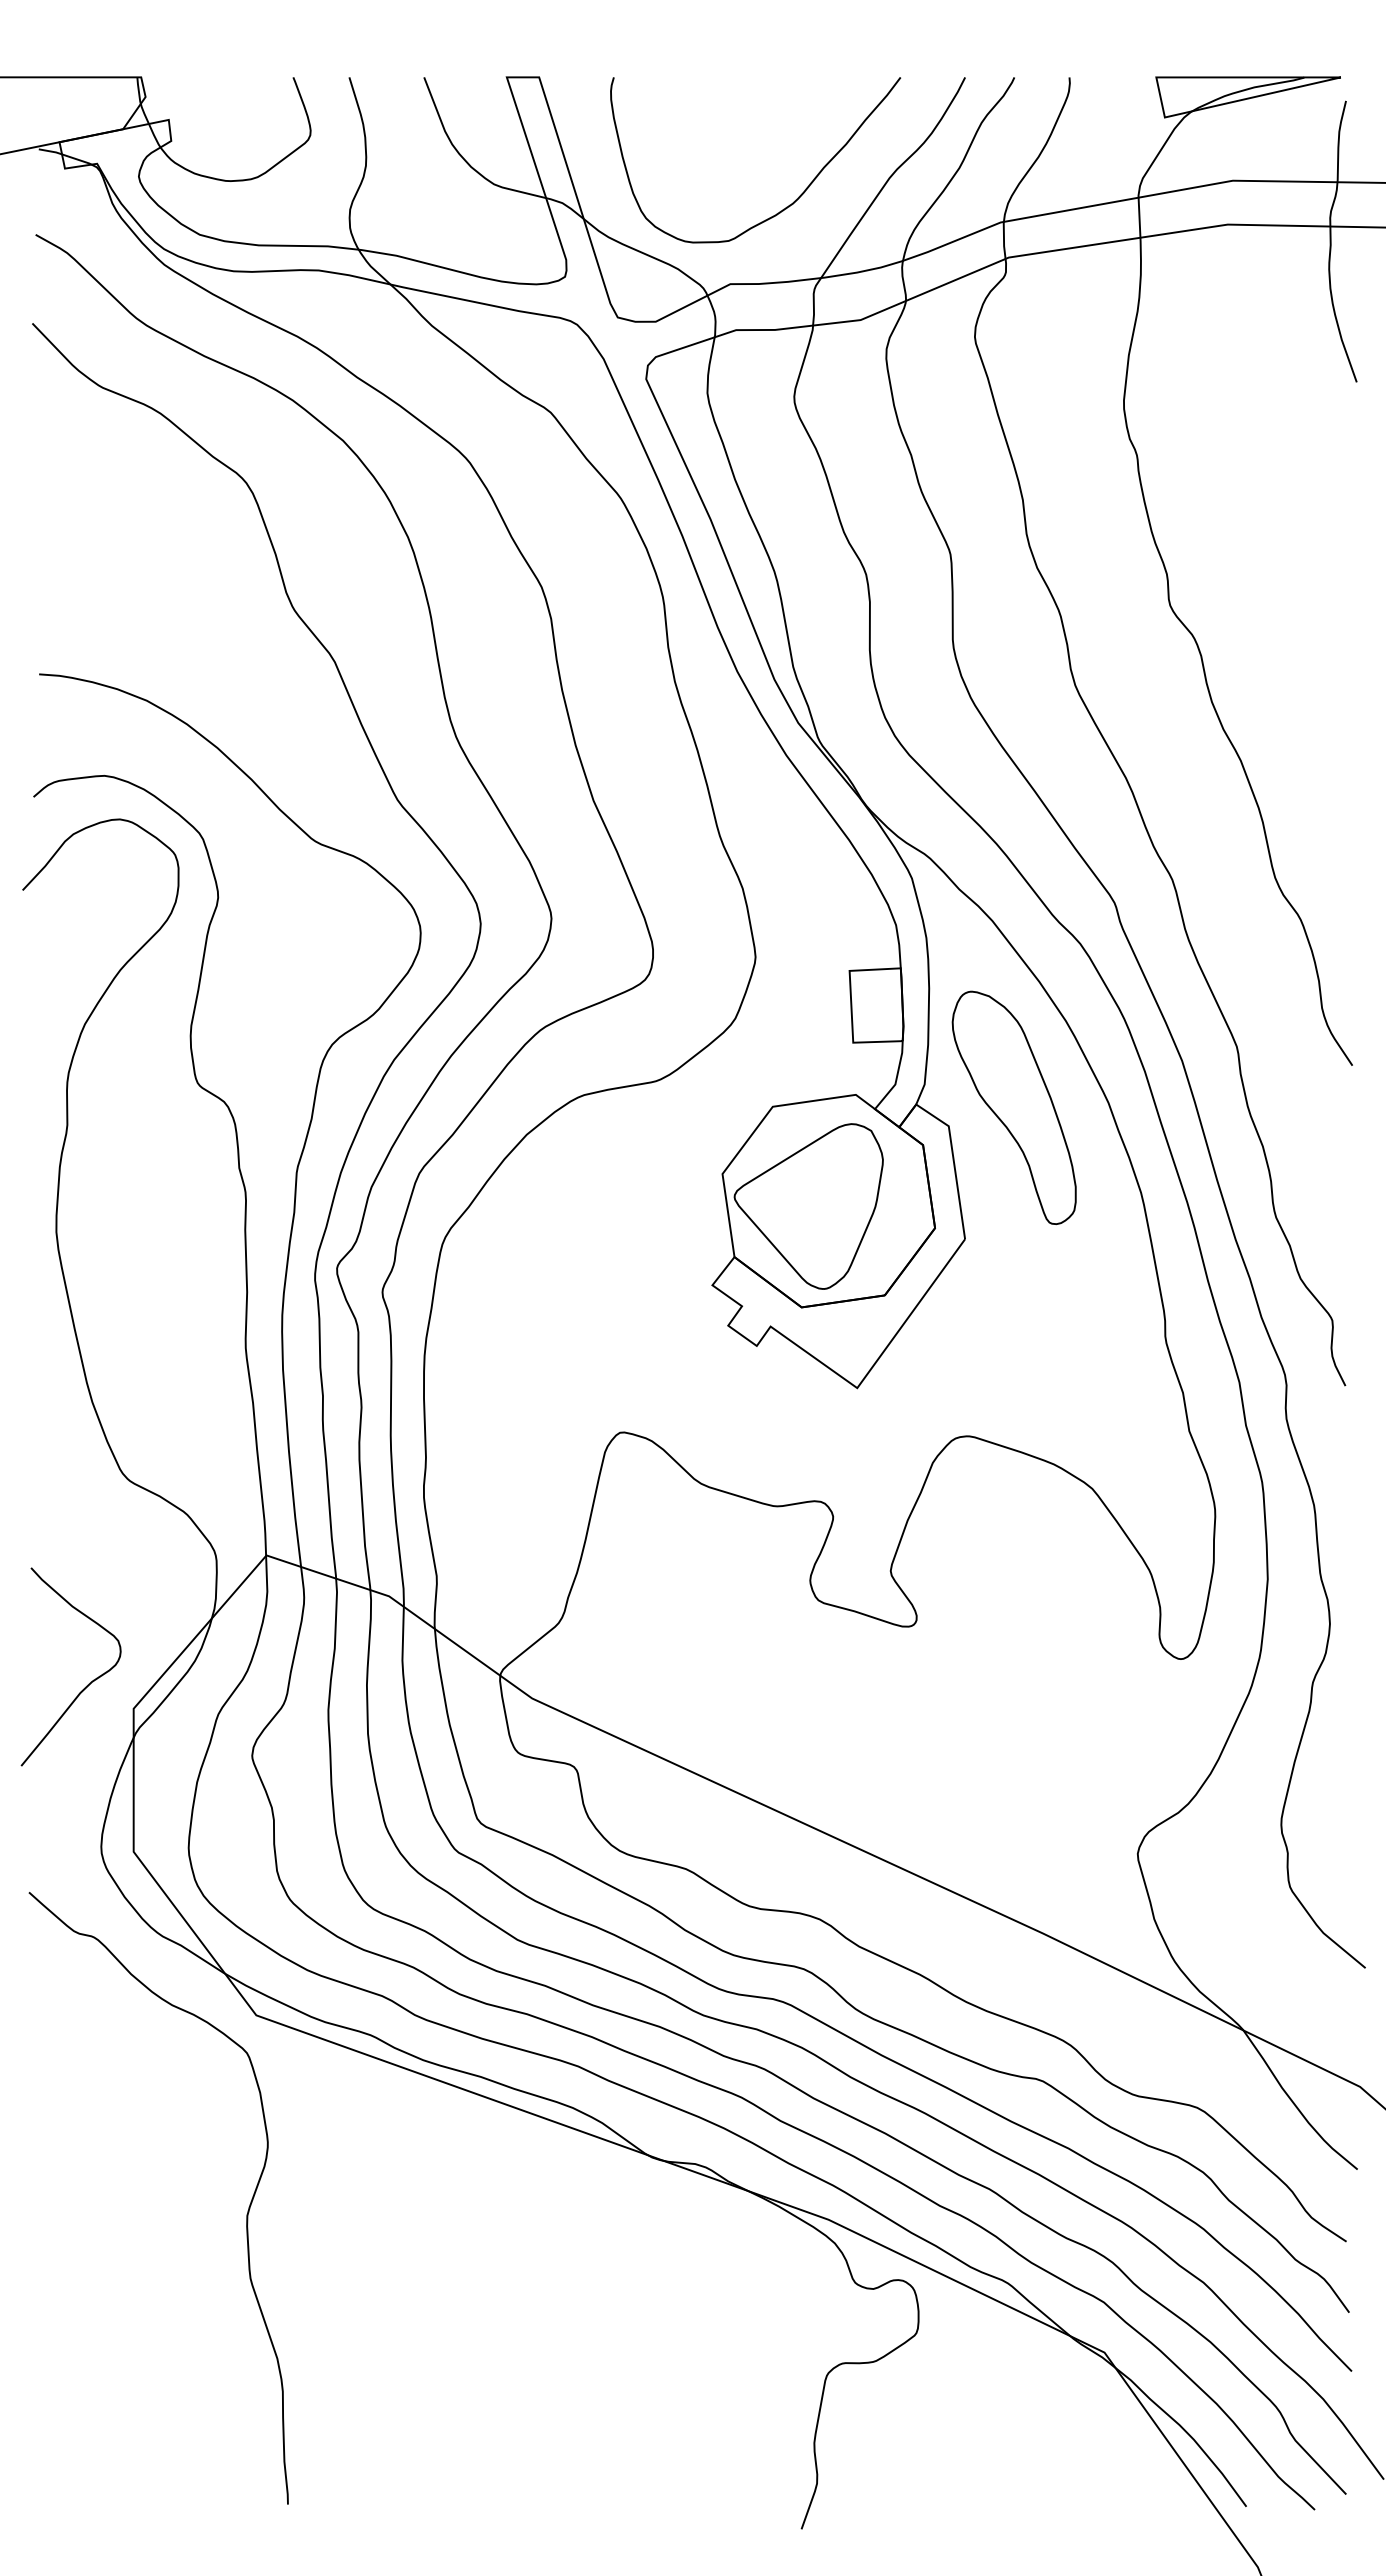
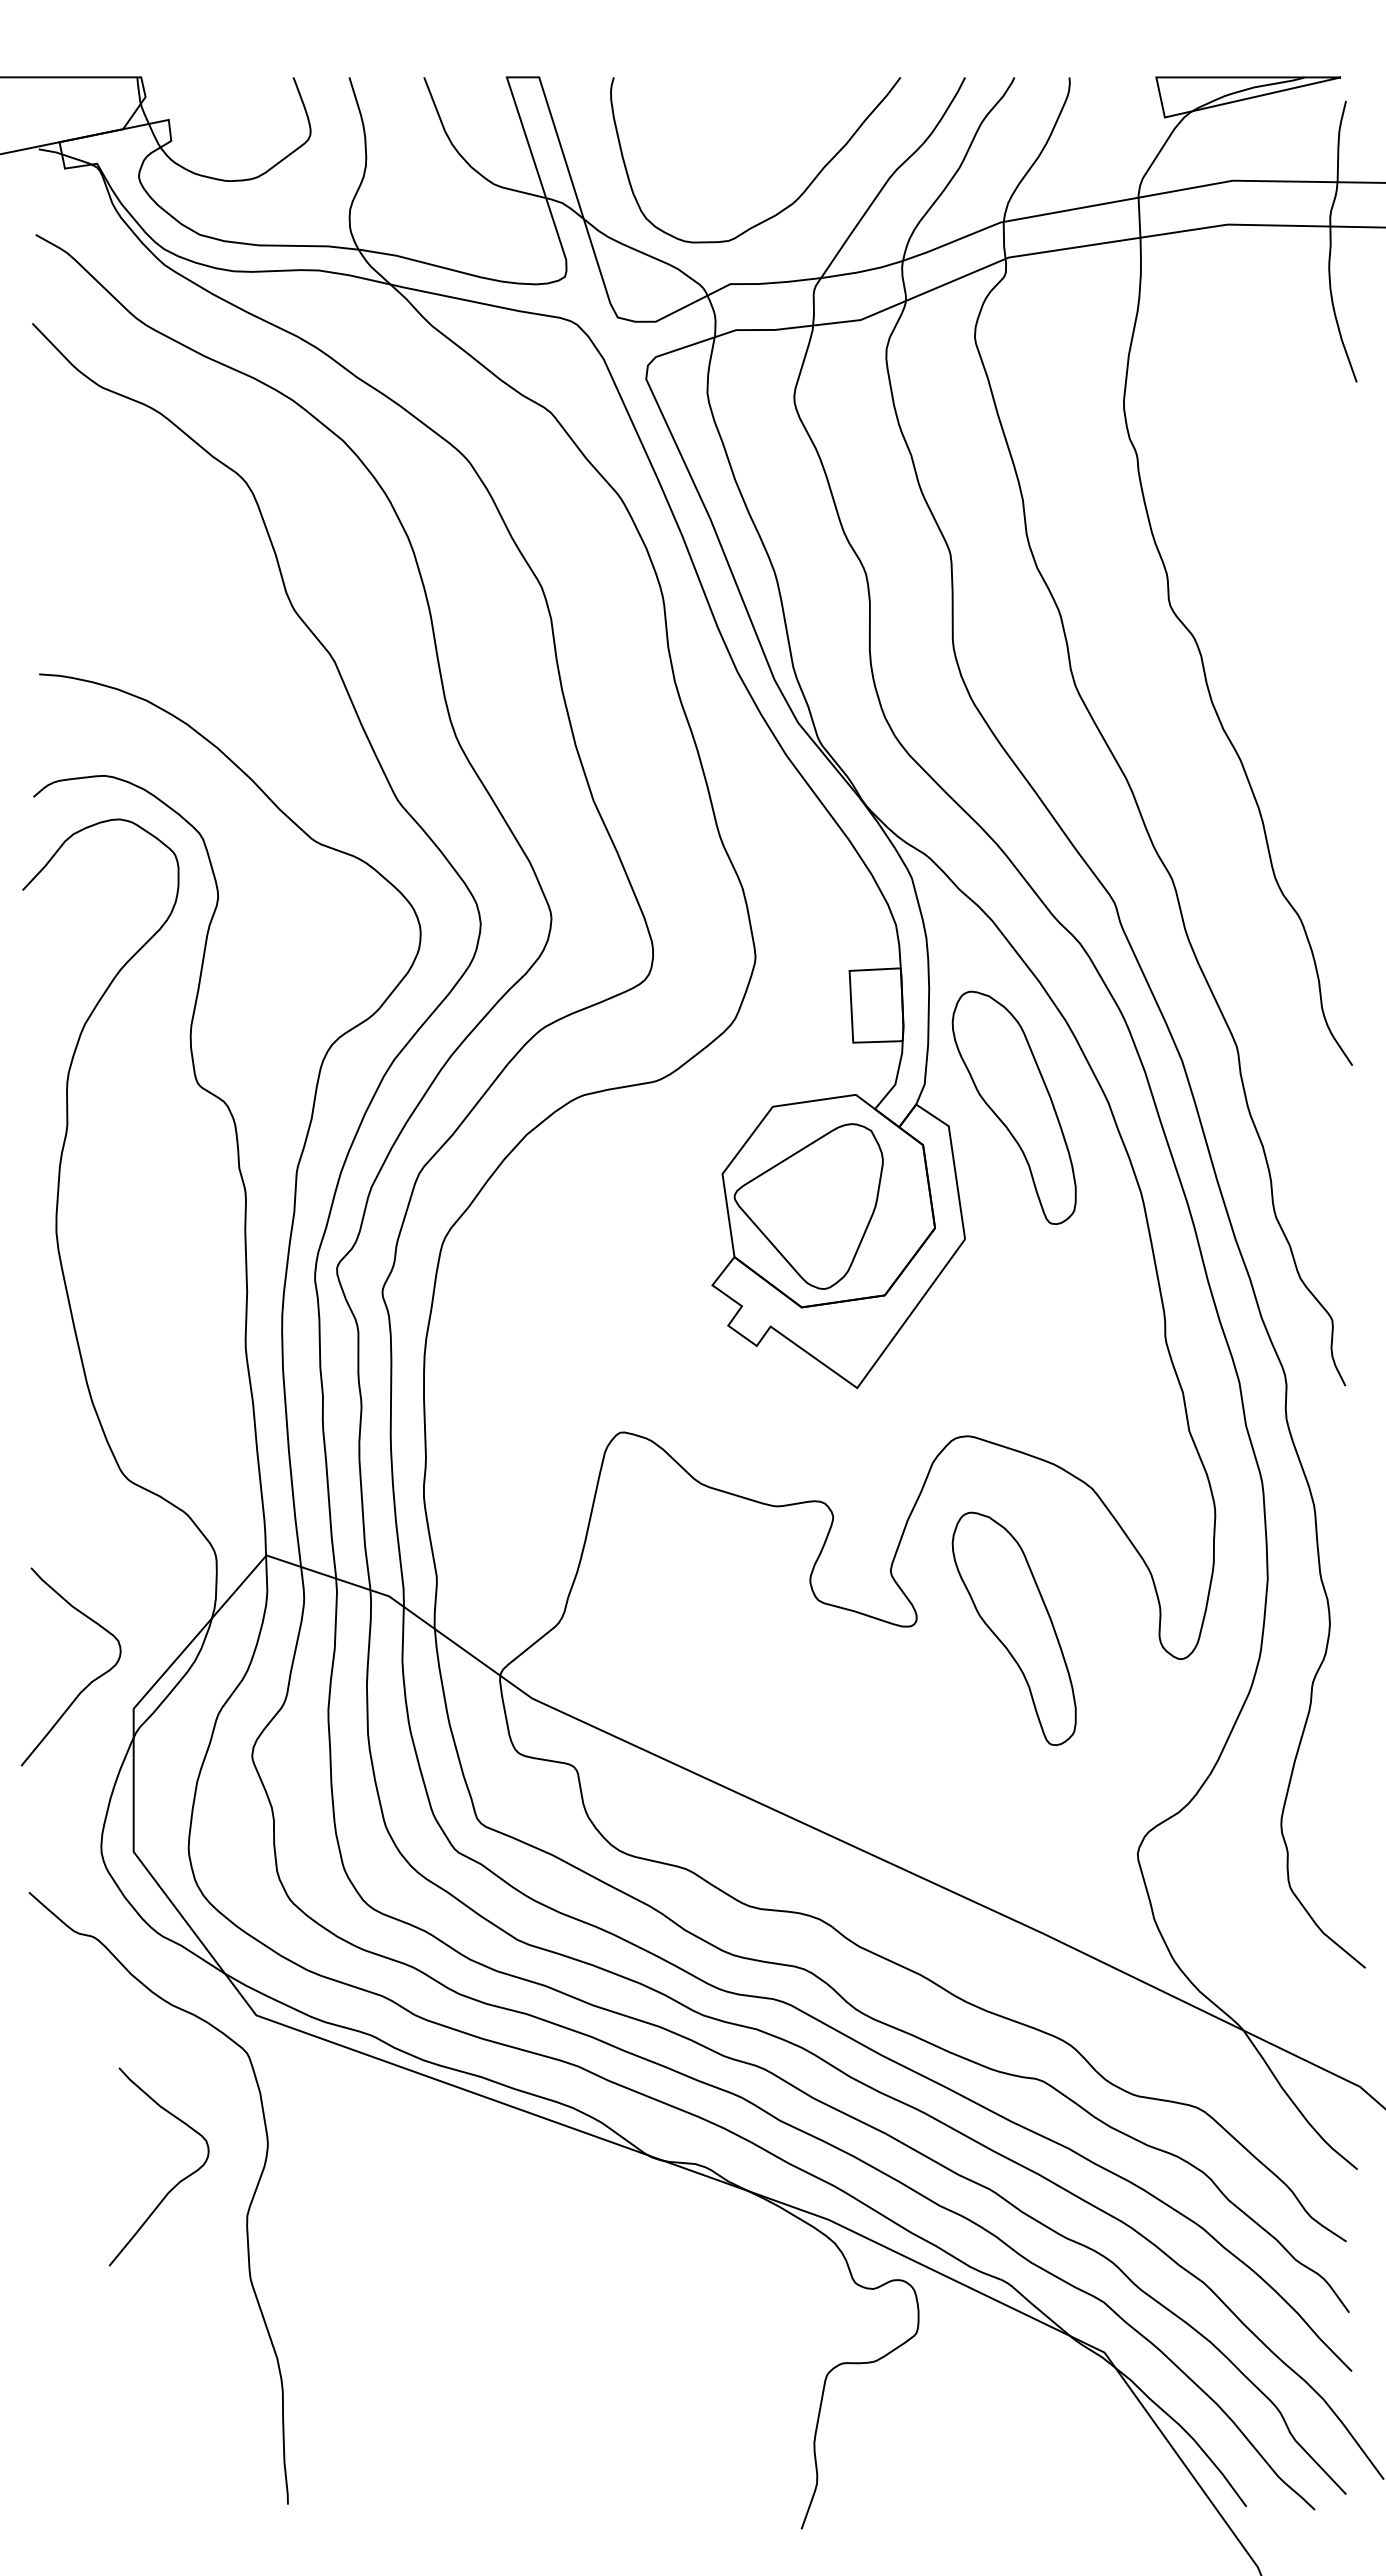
part: none -> present (1013, 1628)
curve: none -> present (176, 2183)
